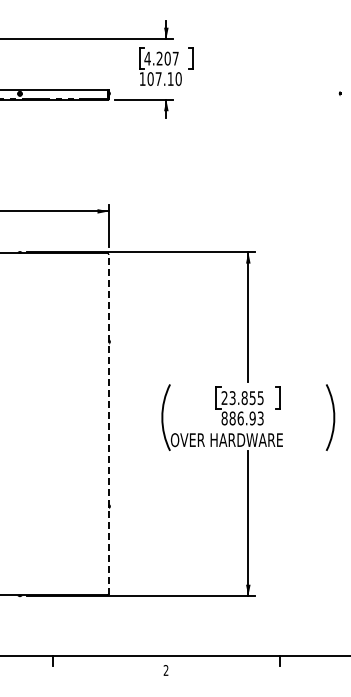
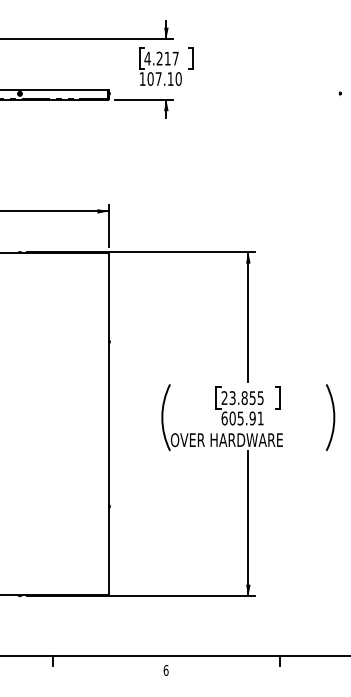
text: 4.207 -> 4.217 (167, 58)
text: 886.93 -> 605.91 (242, 418)
line: dashed -> solid (108, 423)
text: 2 -> 6 (165, 670)
